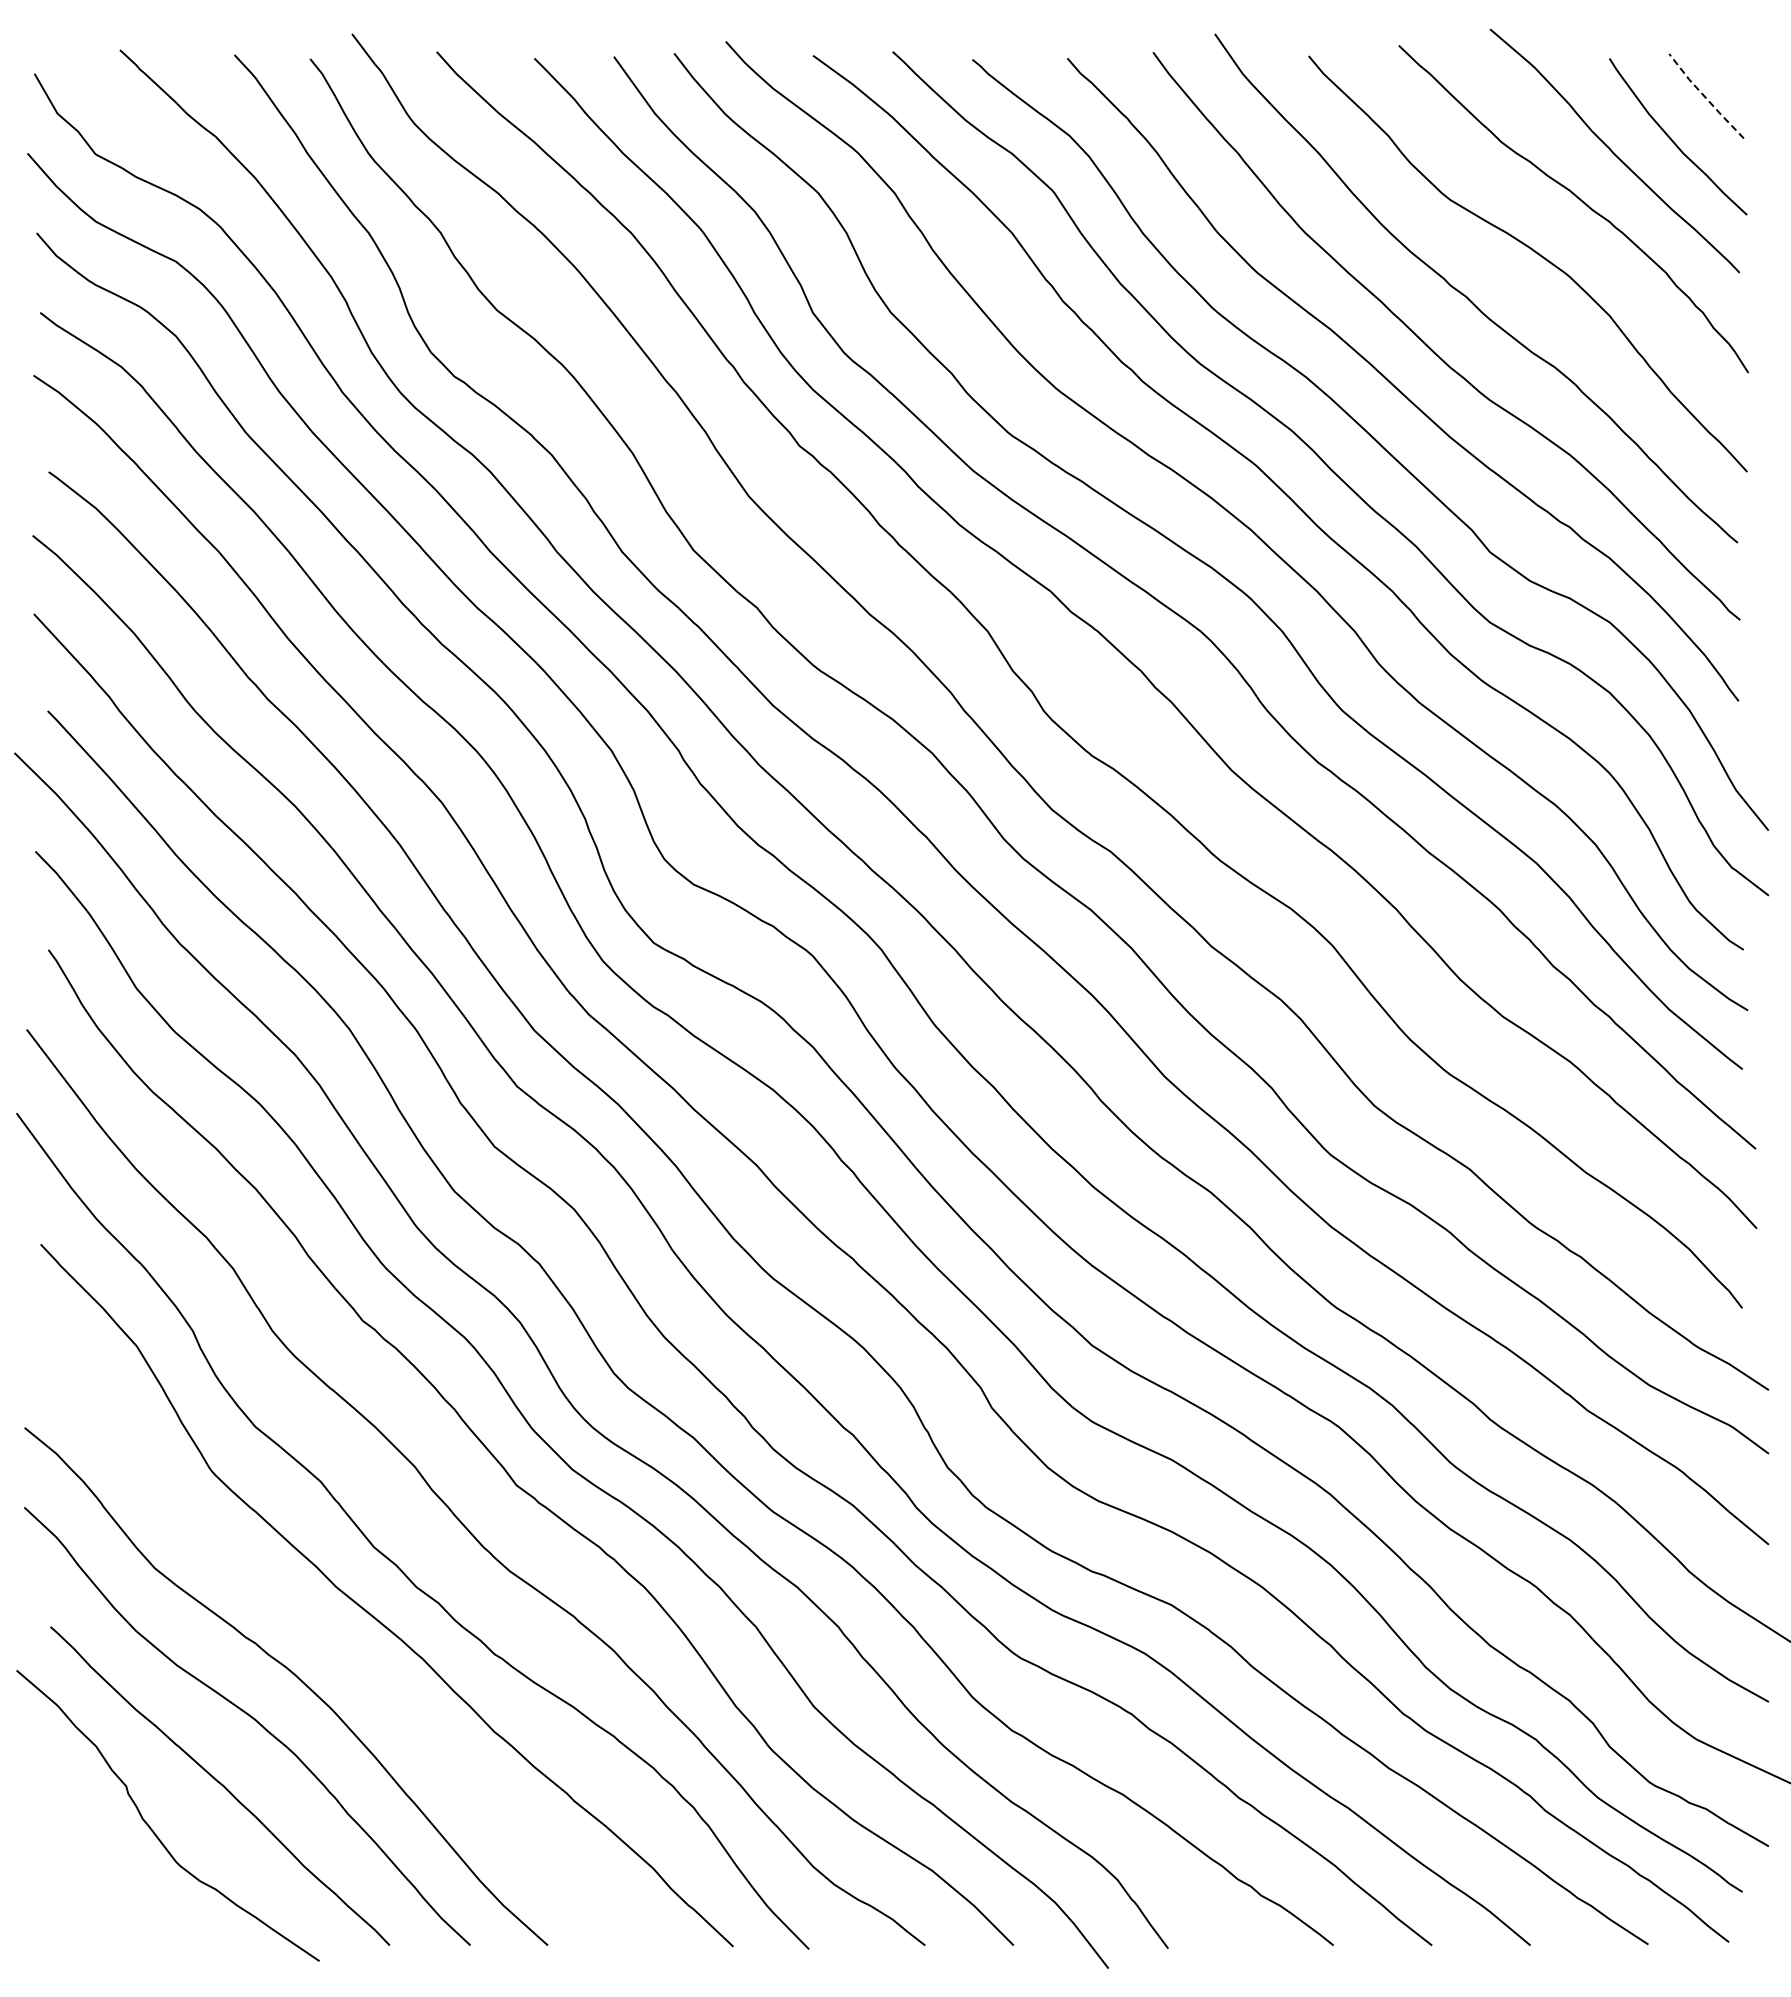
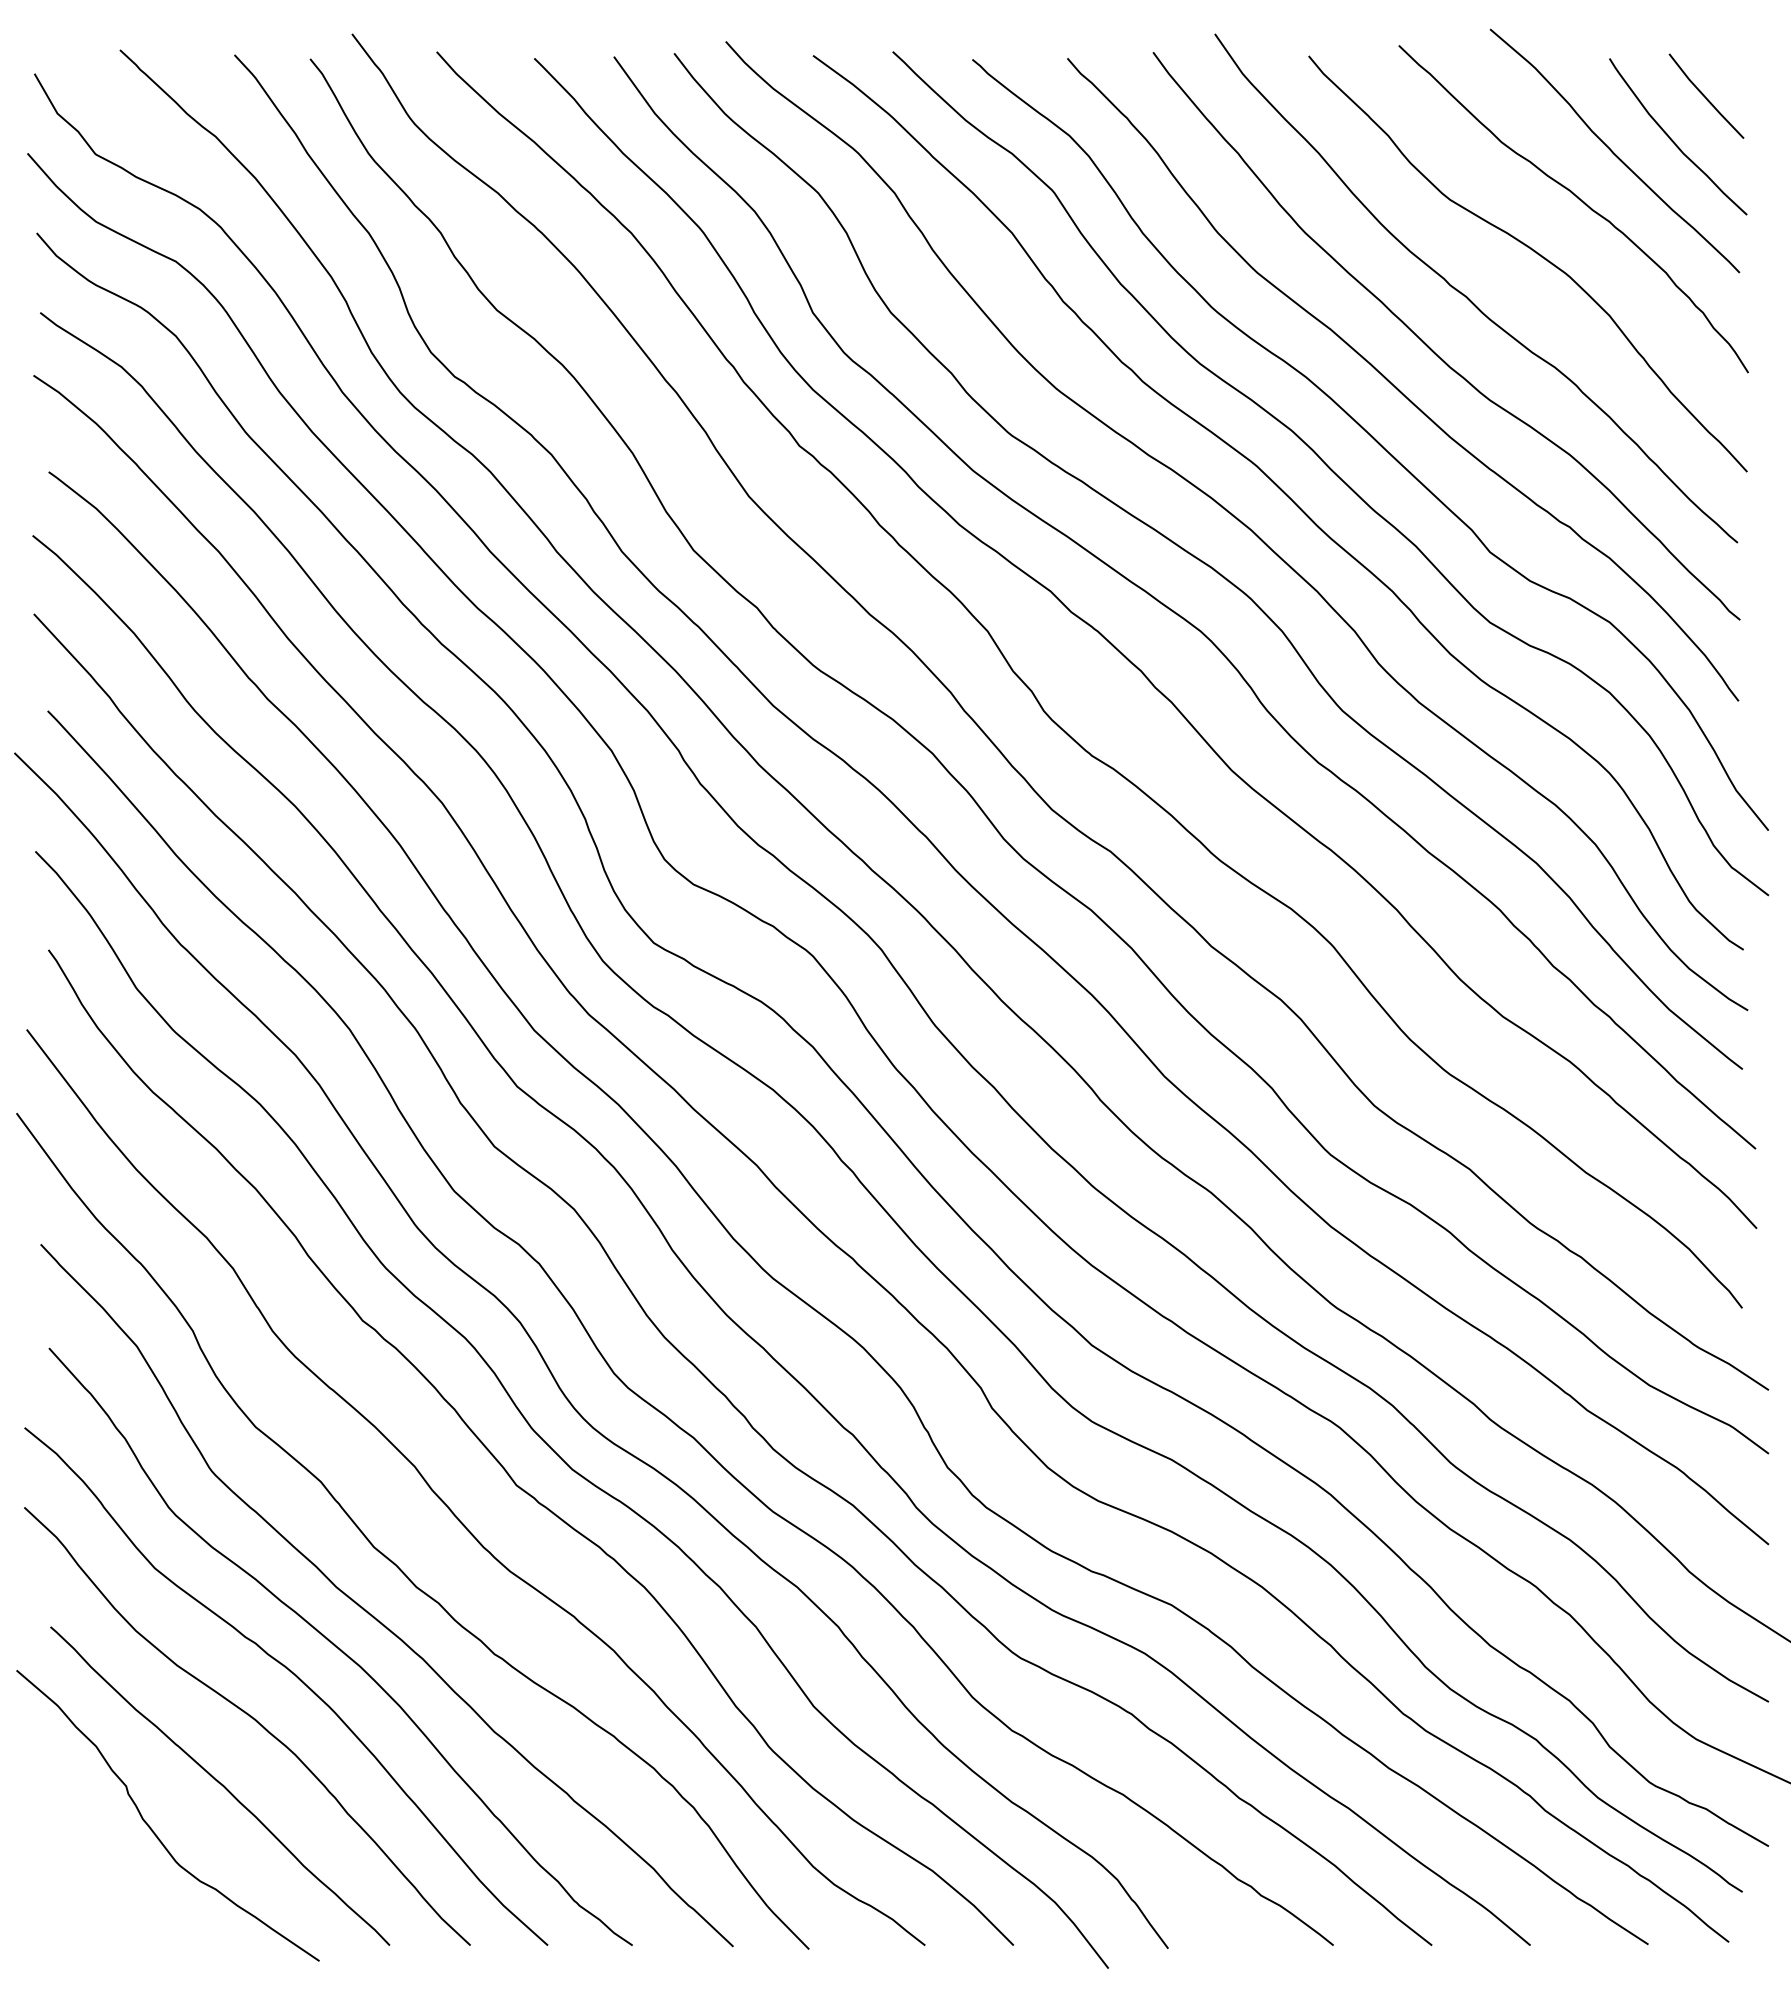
line: dashed -> solid (1705, 97)
curve: none -> present (339, 1647)
